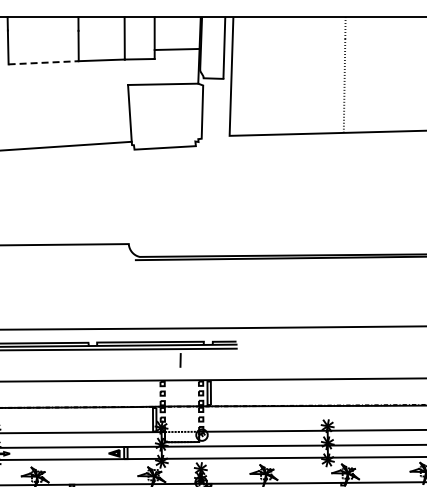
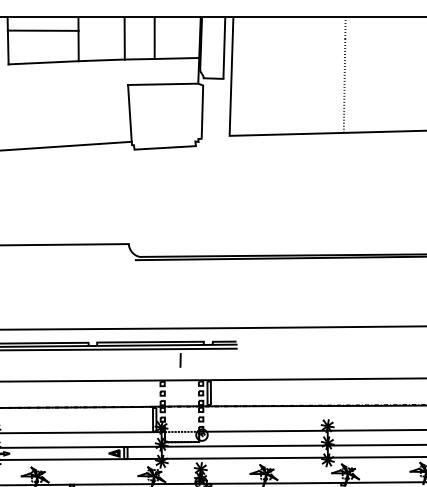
line: none -> present (42, 30)
line position: (176, 49) -> (176, 58) (176, 58)
line: dashed -> solid (44, 62)
